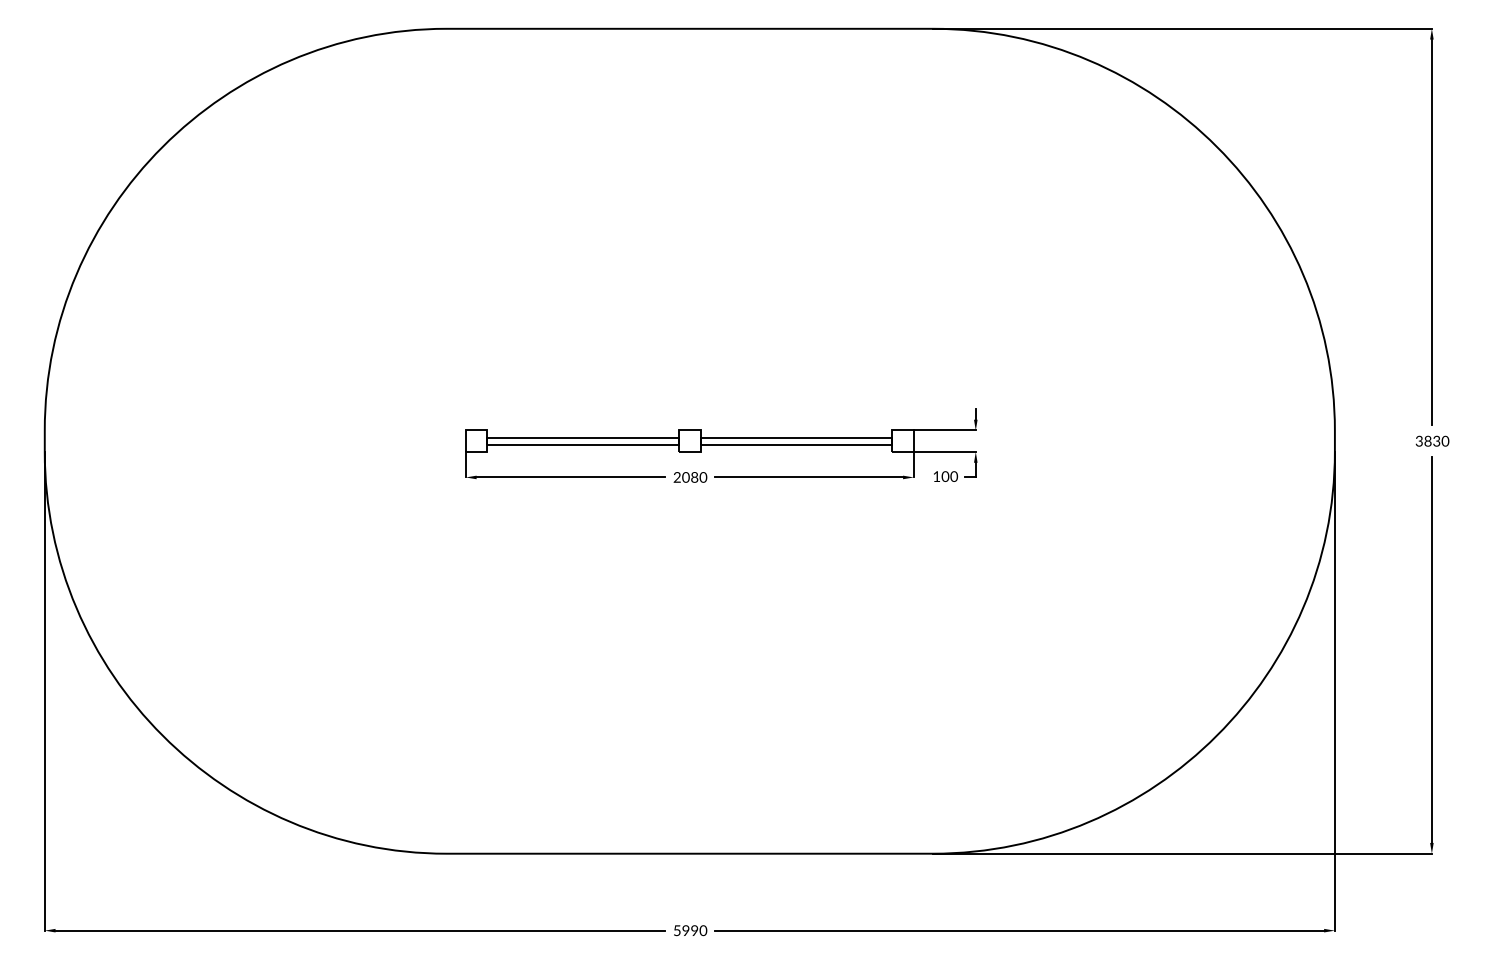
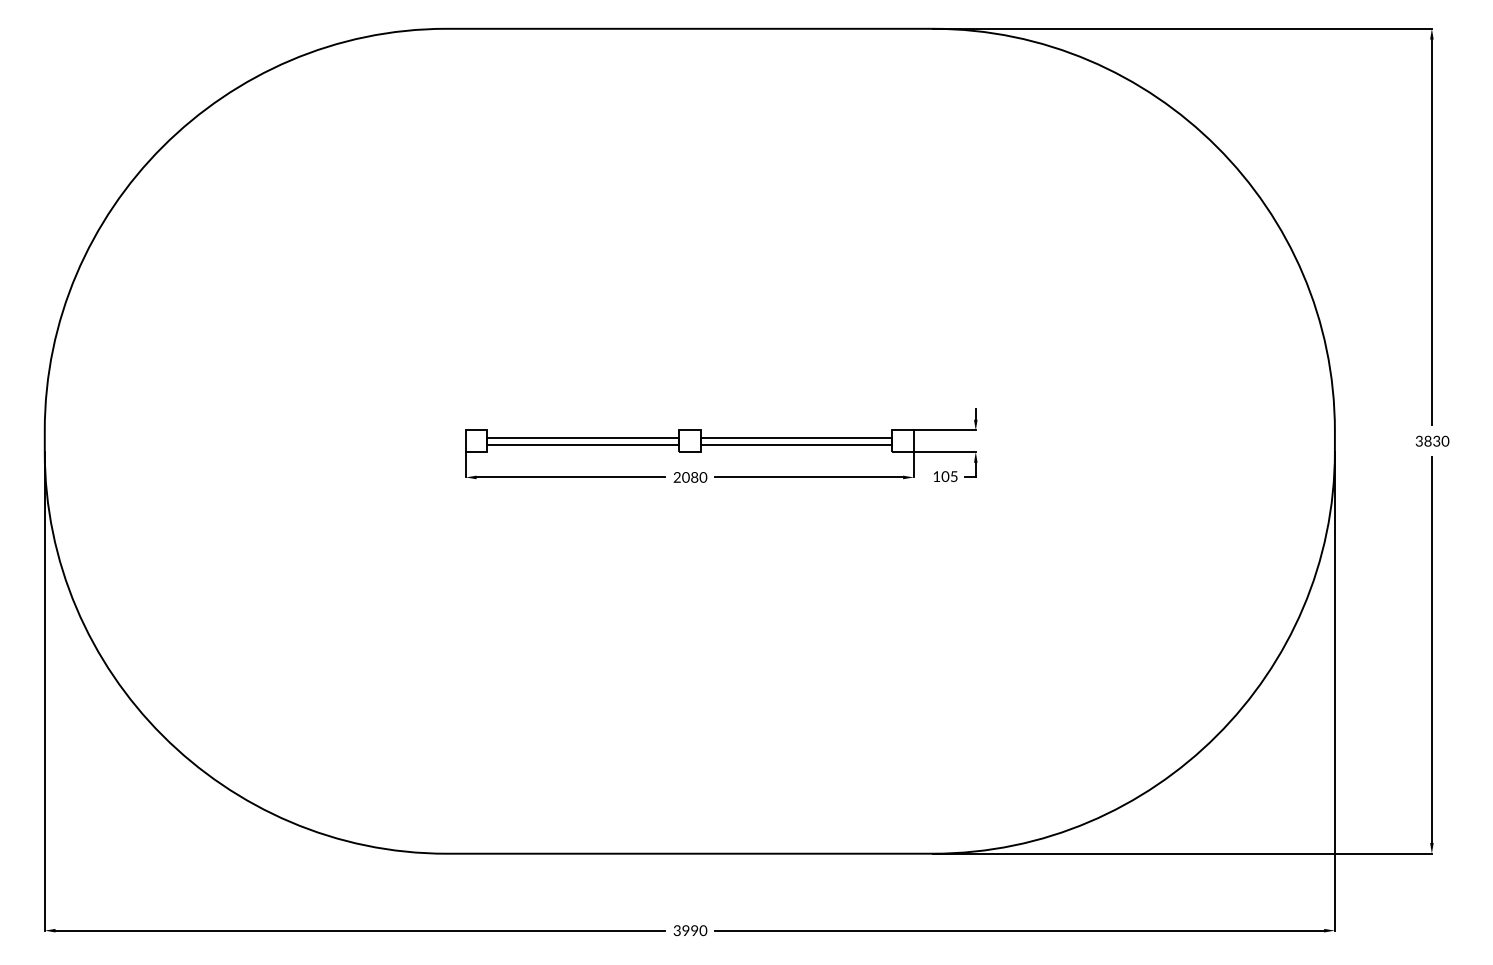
text: 100 -> 105 (954, 476)
text: 5990 -> 3990 (676, 930)
